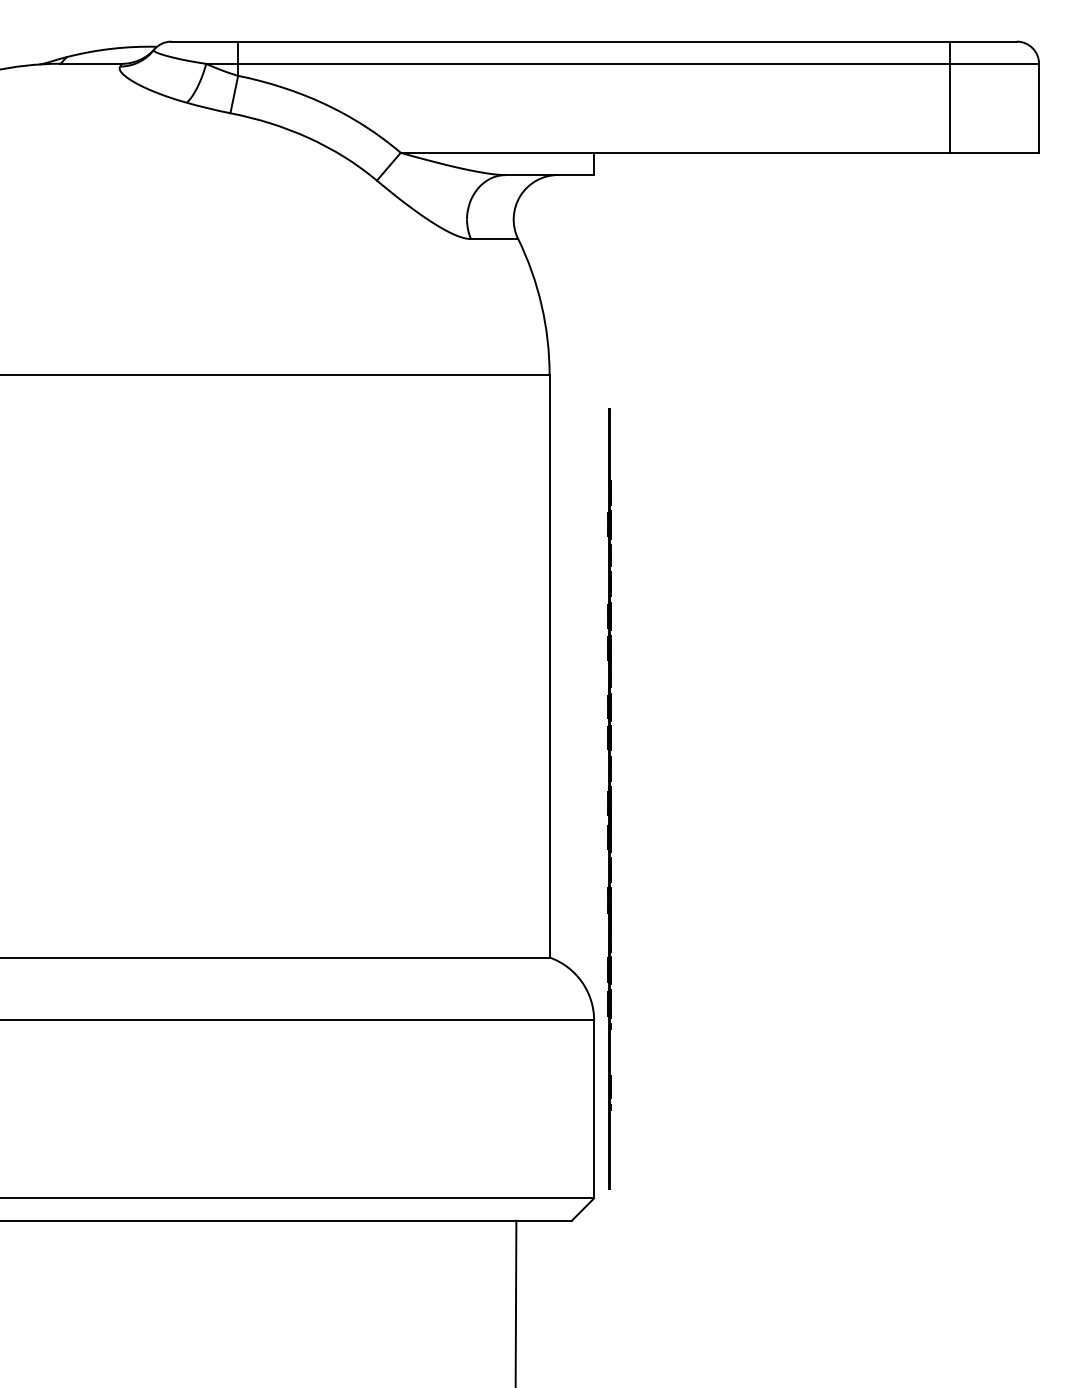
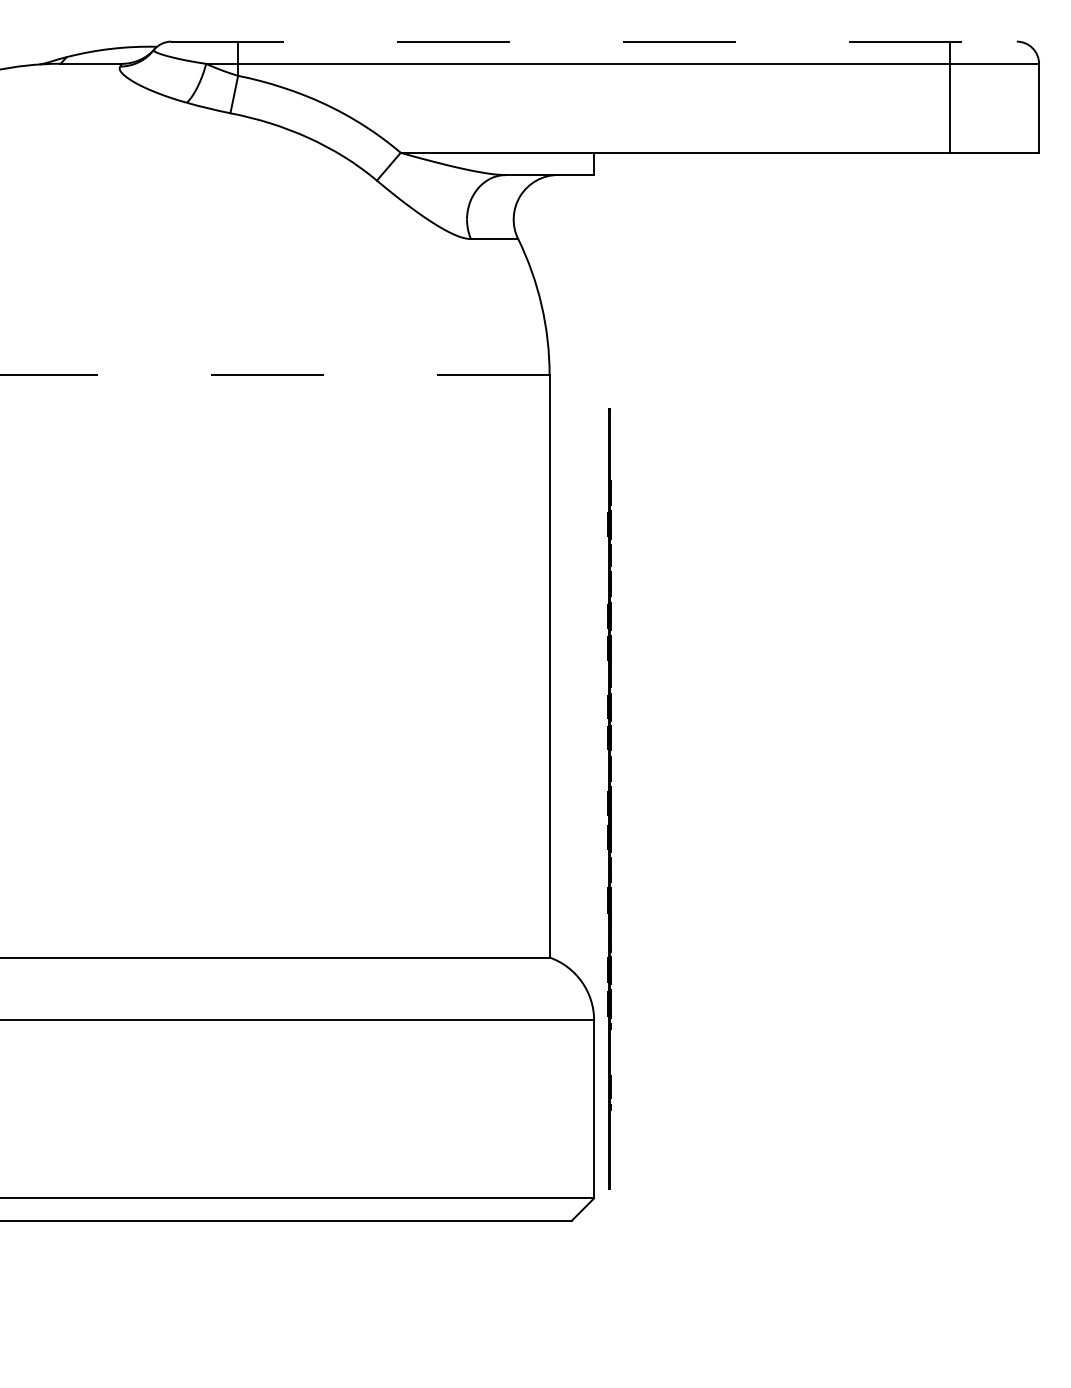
line: solid -> dashed (594, 41)
line: solid -> dashed (274, 375)
line: present -> none (515, 1302)
